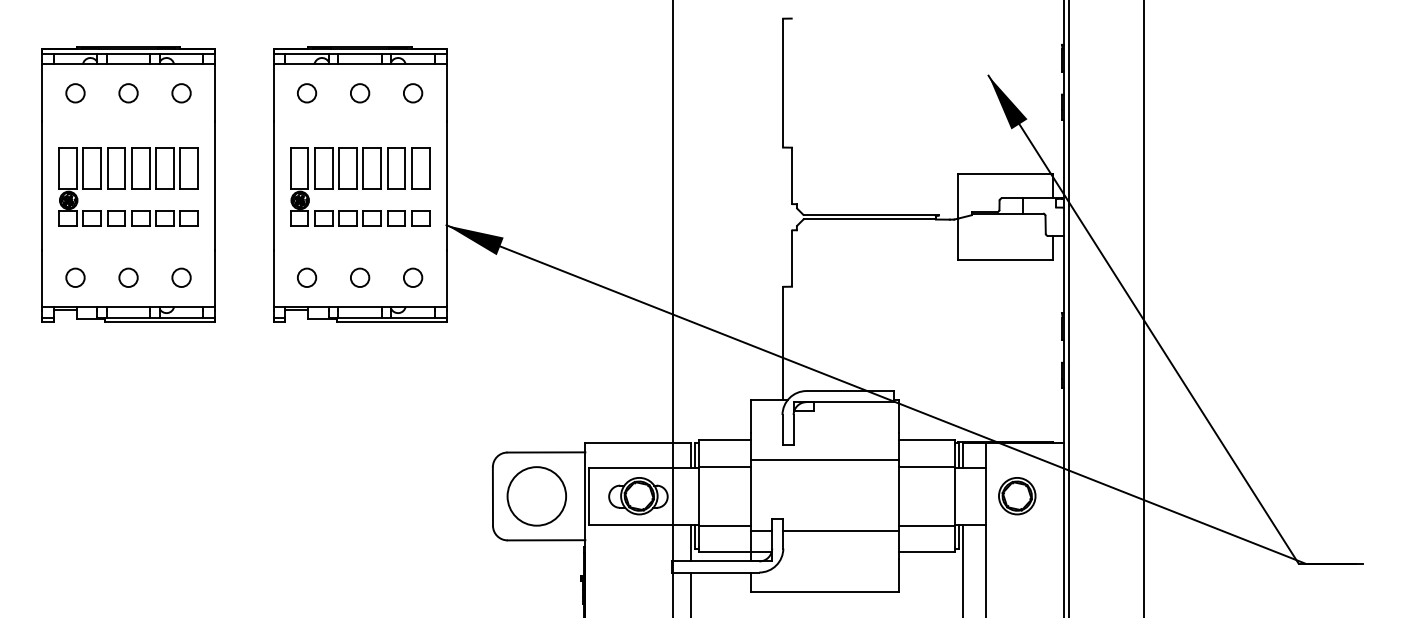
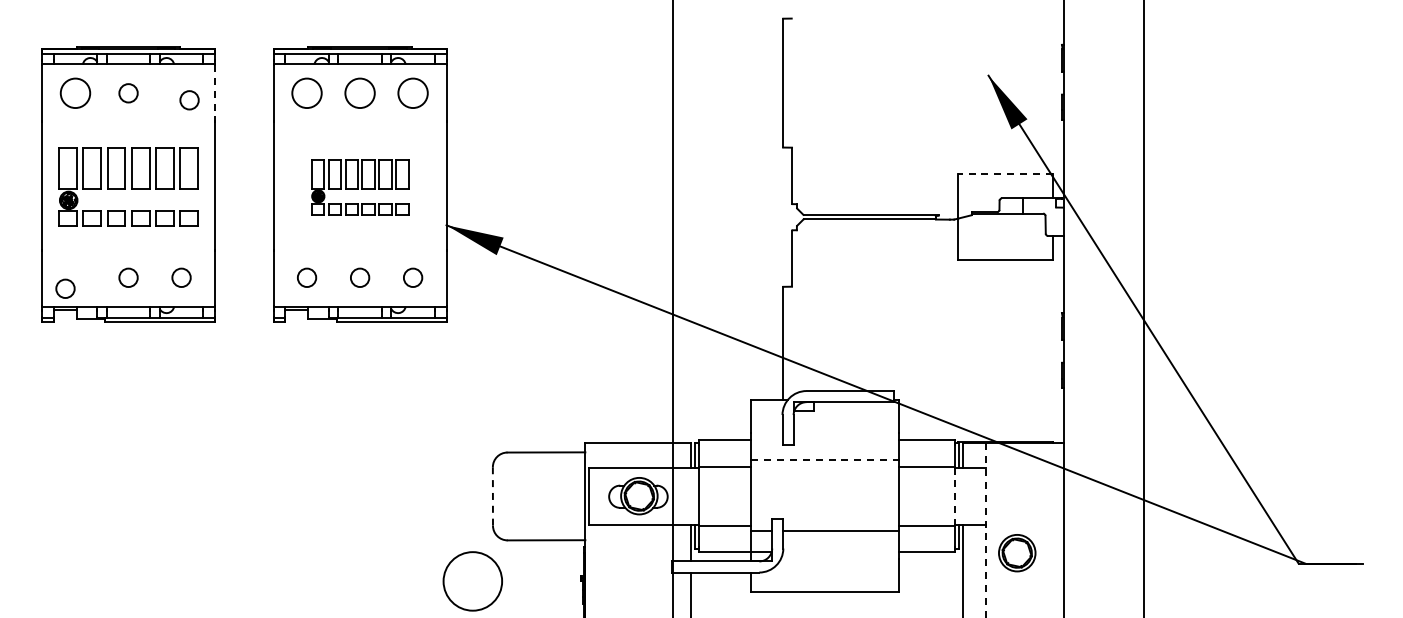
line: solid -> dashed (215, 92)
circle diameter: 18 px -> 29 px (75, 93)
circle position: (181, 93) -> (189, 100) (189, 100)
circle diameter: 18 px -> 29 px (306, 93)
circle diameter: 18 px -> 29 px (359, 93)
circle diameter: 18 px -> 29 px (412, 93)
line: solid -> dashed (1004, 174)
part size: 141x80 px -> 99x57 px (360, 187)
circle position: (75, 277) -> (65, 288) (65, 288)
line: present -> none (1069, 308)
line: solid -> dashed (825, 460)
circle position: (536, 496) -> (472, 581) (472, 581)
line: solid -> dashed (955, 496)
part position: (1017, 496) -> (1017, 553) (1017, 553)
line: solid -> dashed (492, 497)
line: solid -> dashed (985, 530)
